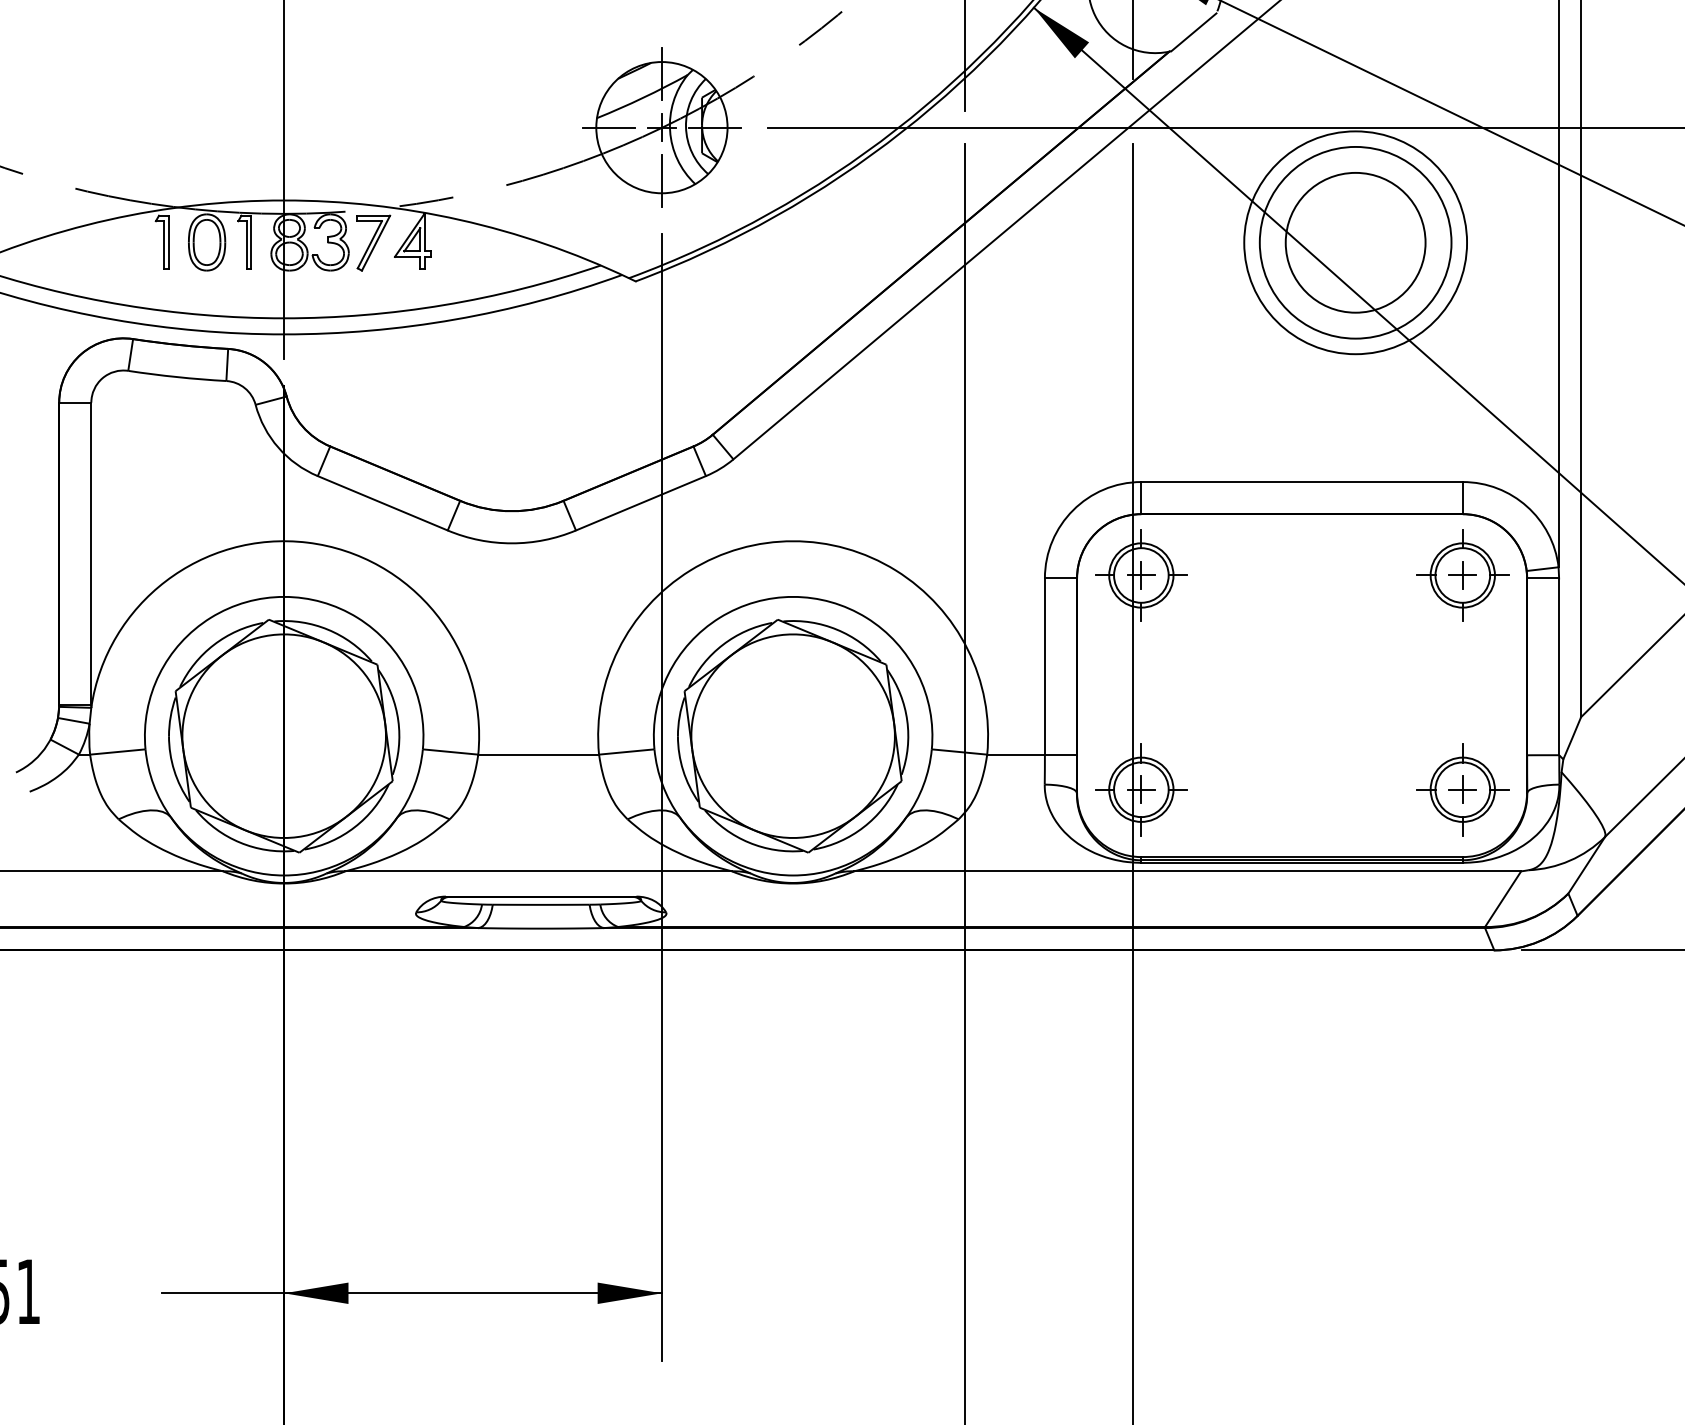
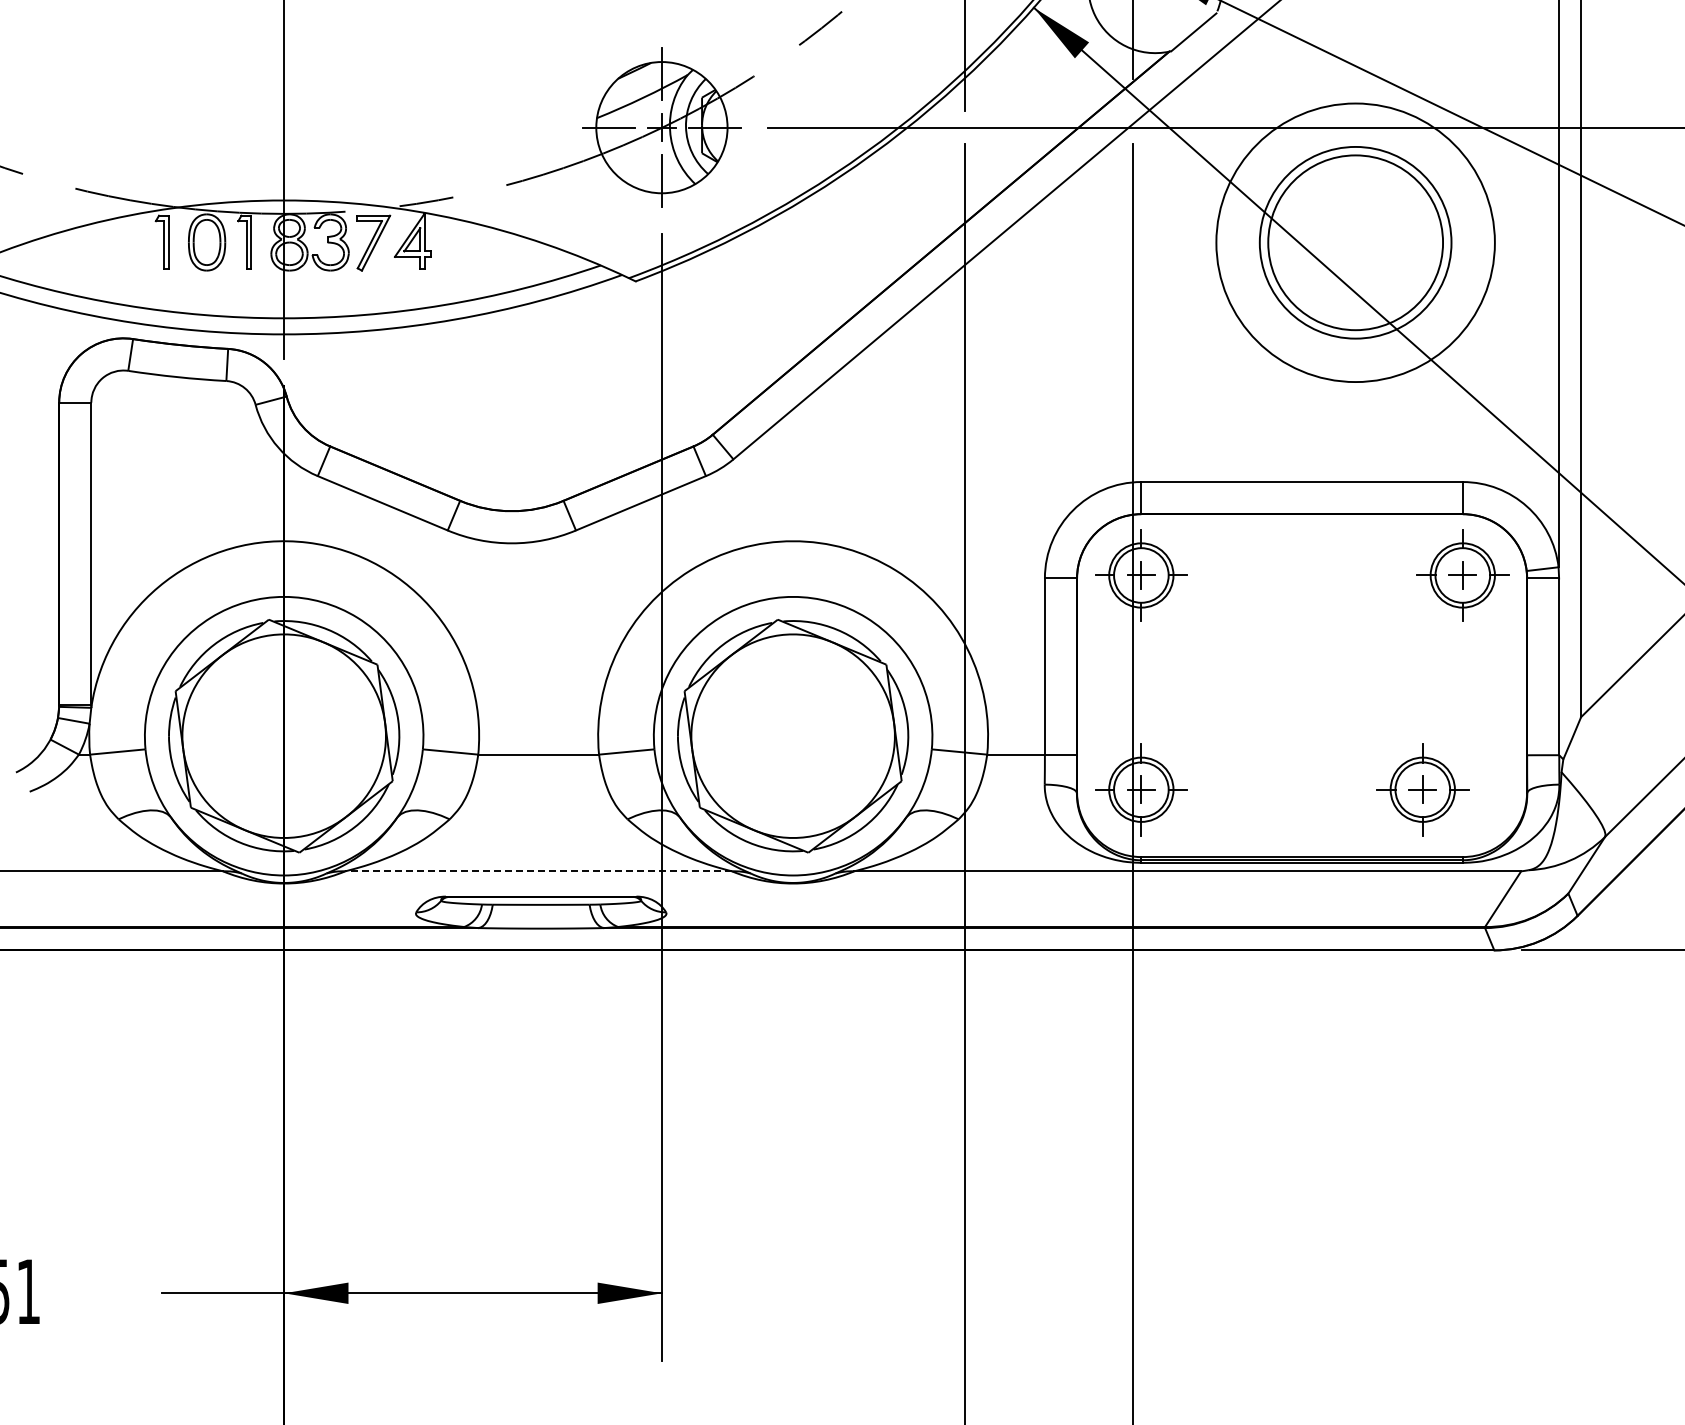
circle diameter: 140 px -> 175 px (1355, 242)
circle diameter: 223 px -> 279 px (1355, 242)
part position: (1462, 789) -> (1422, 789) (1422, 789)
line: solid -> dashed (538, 871)
